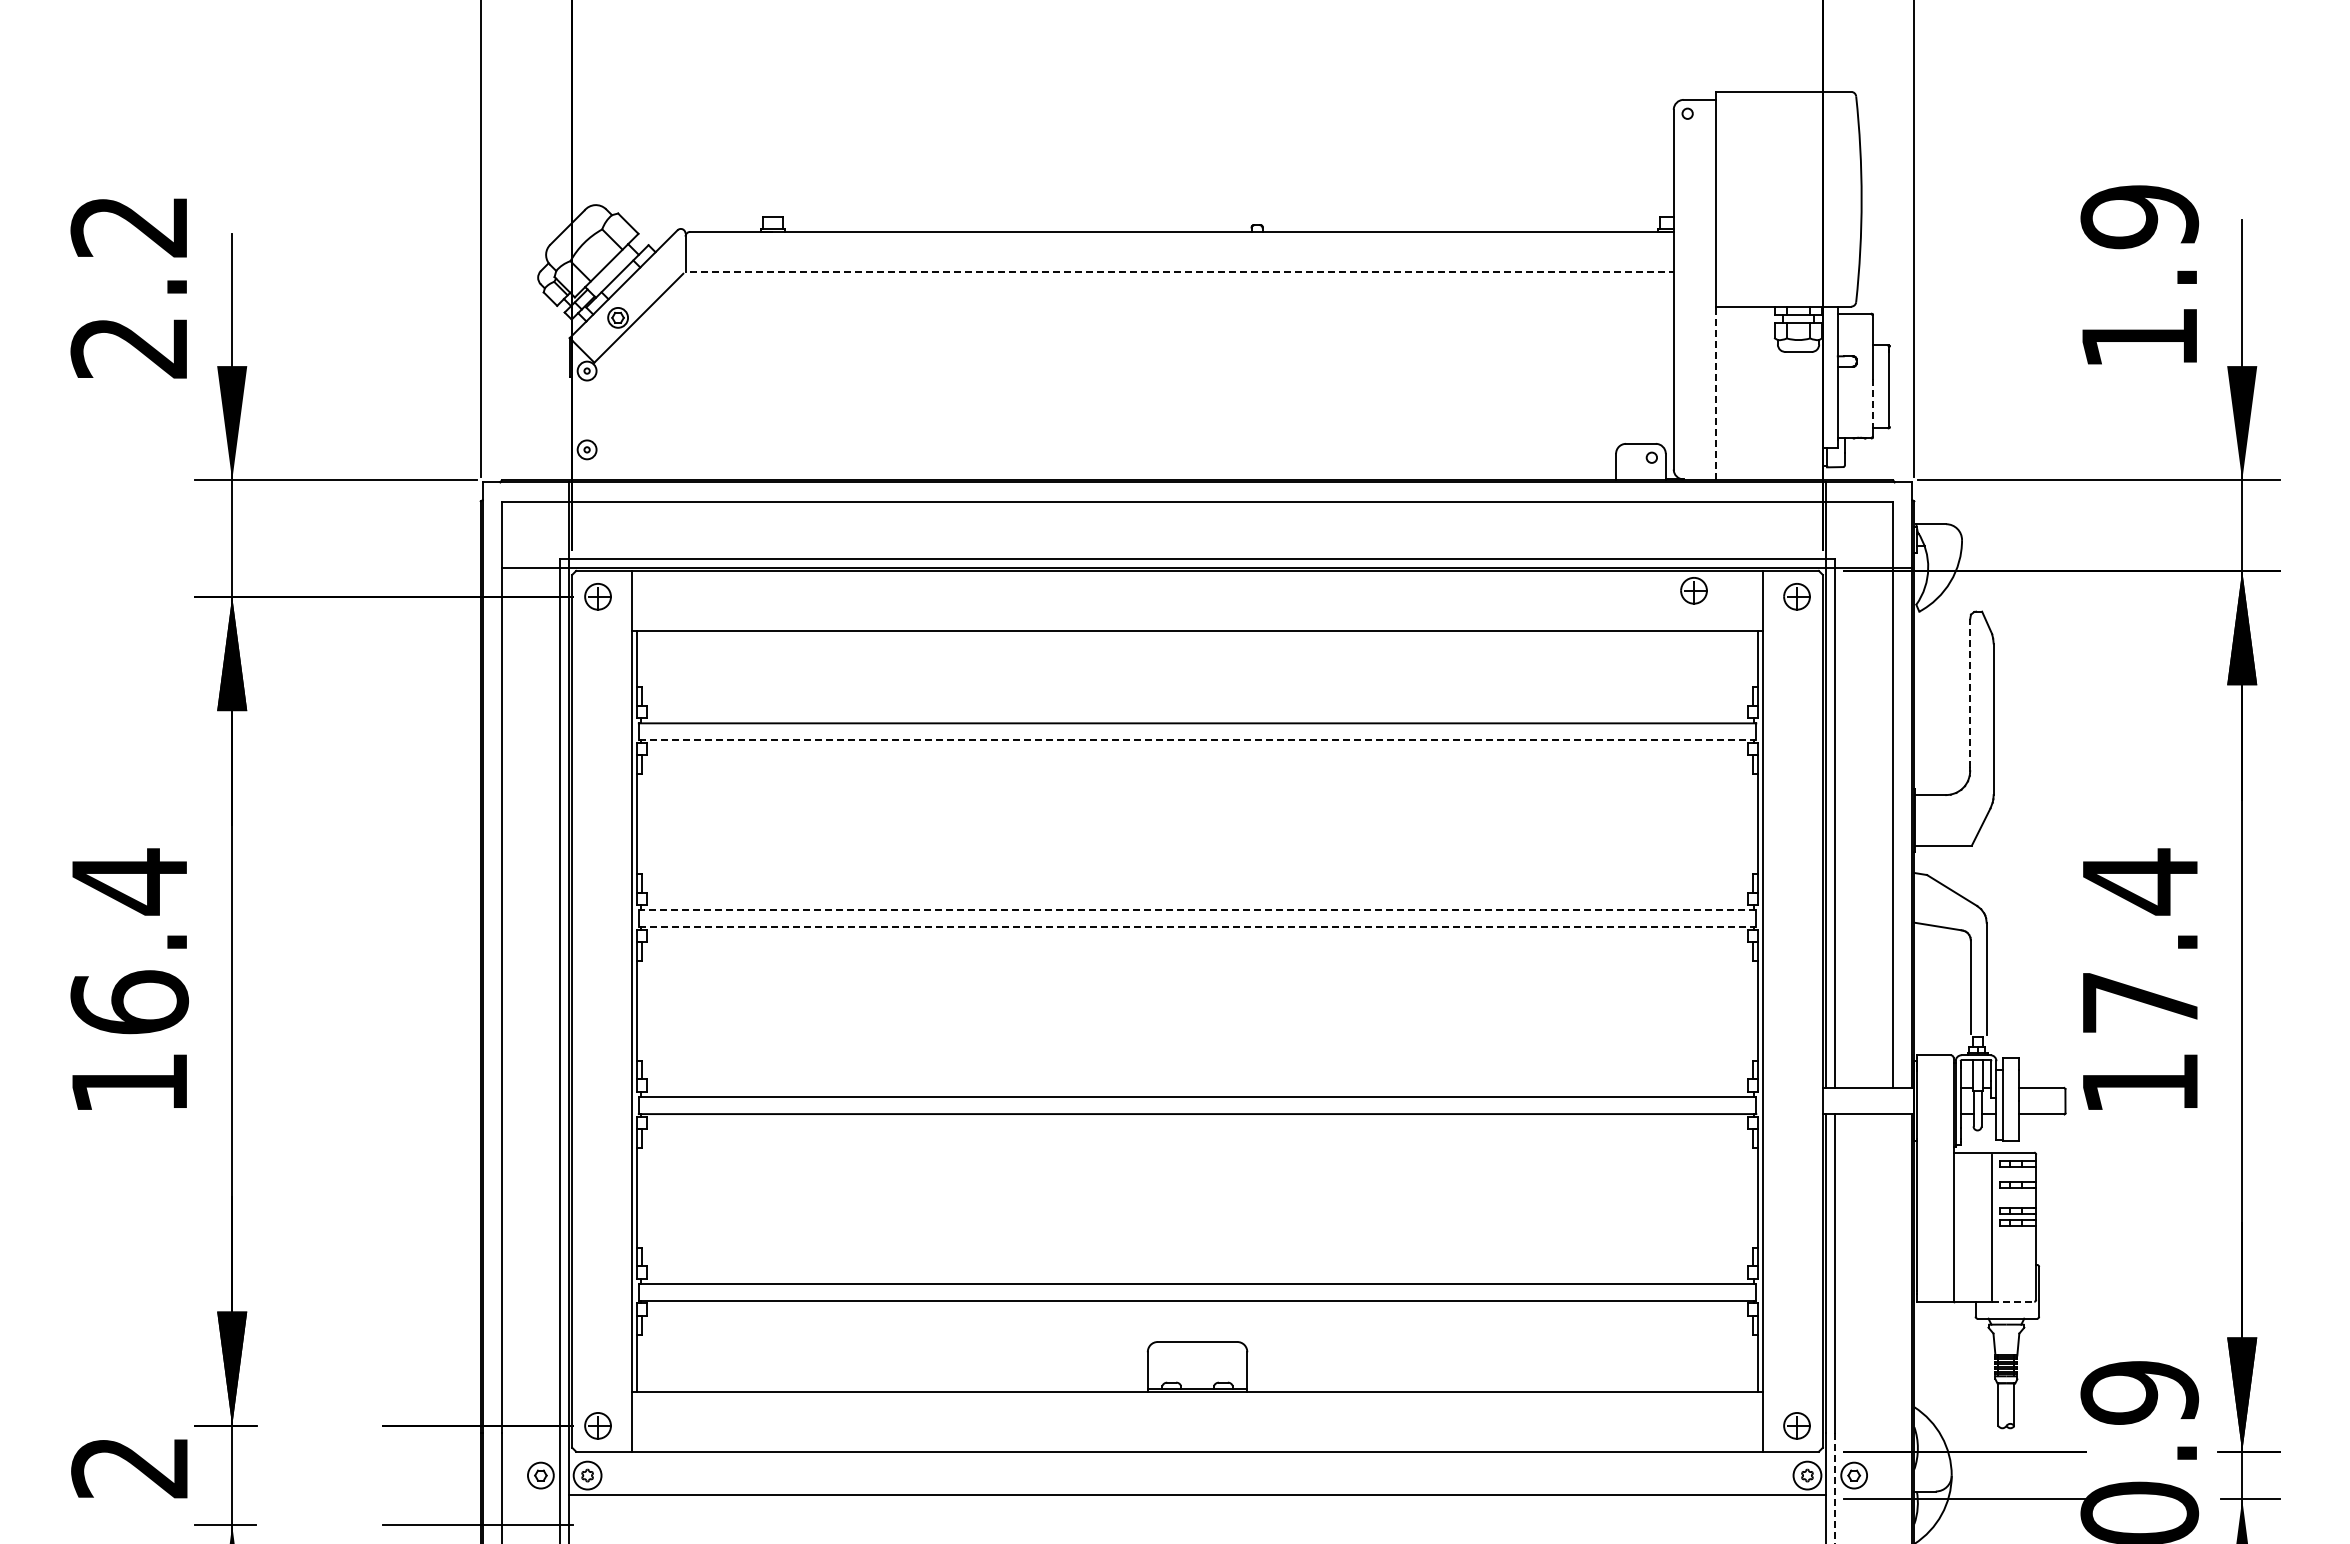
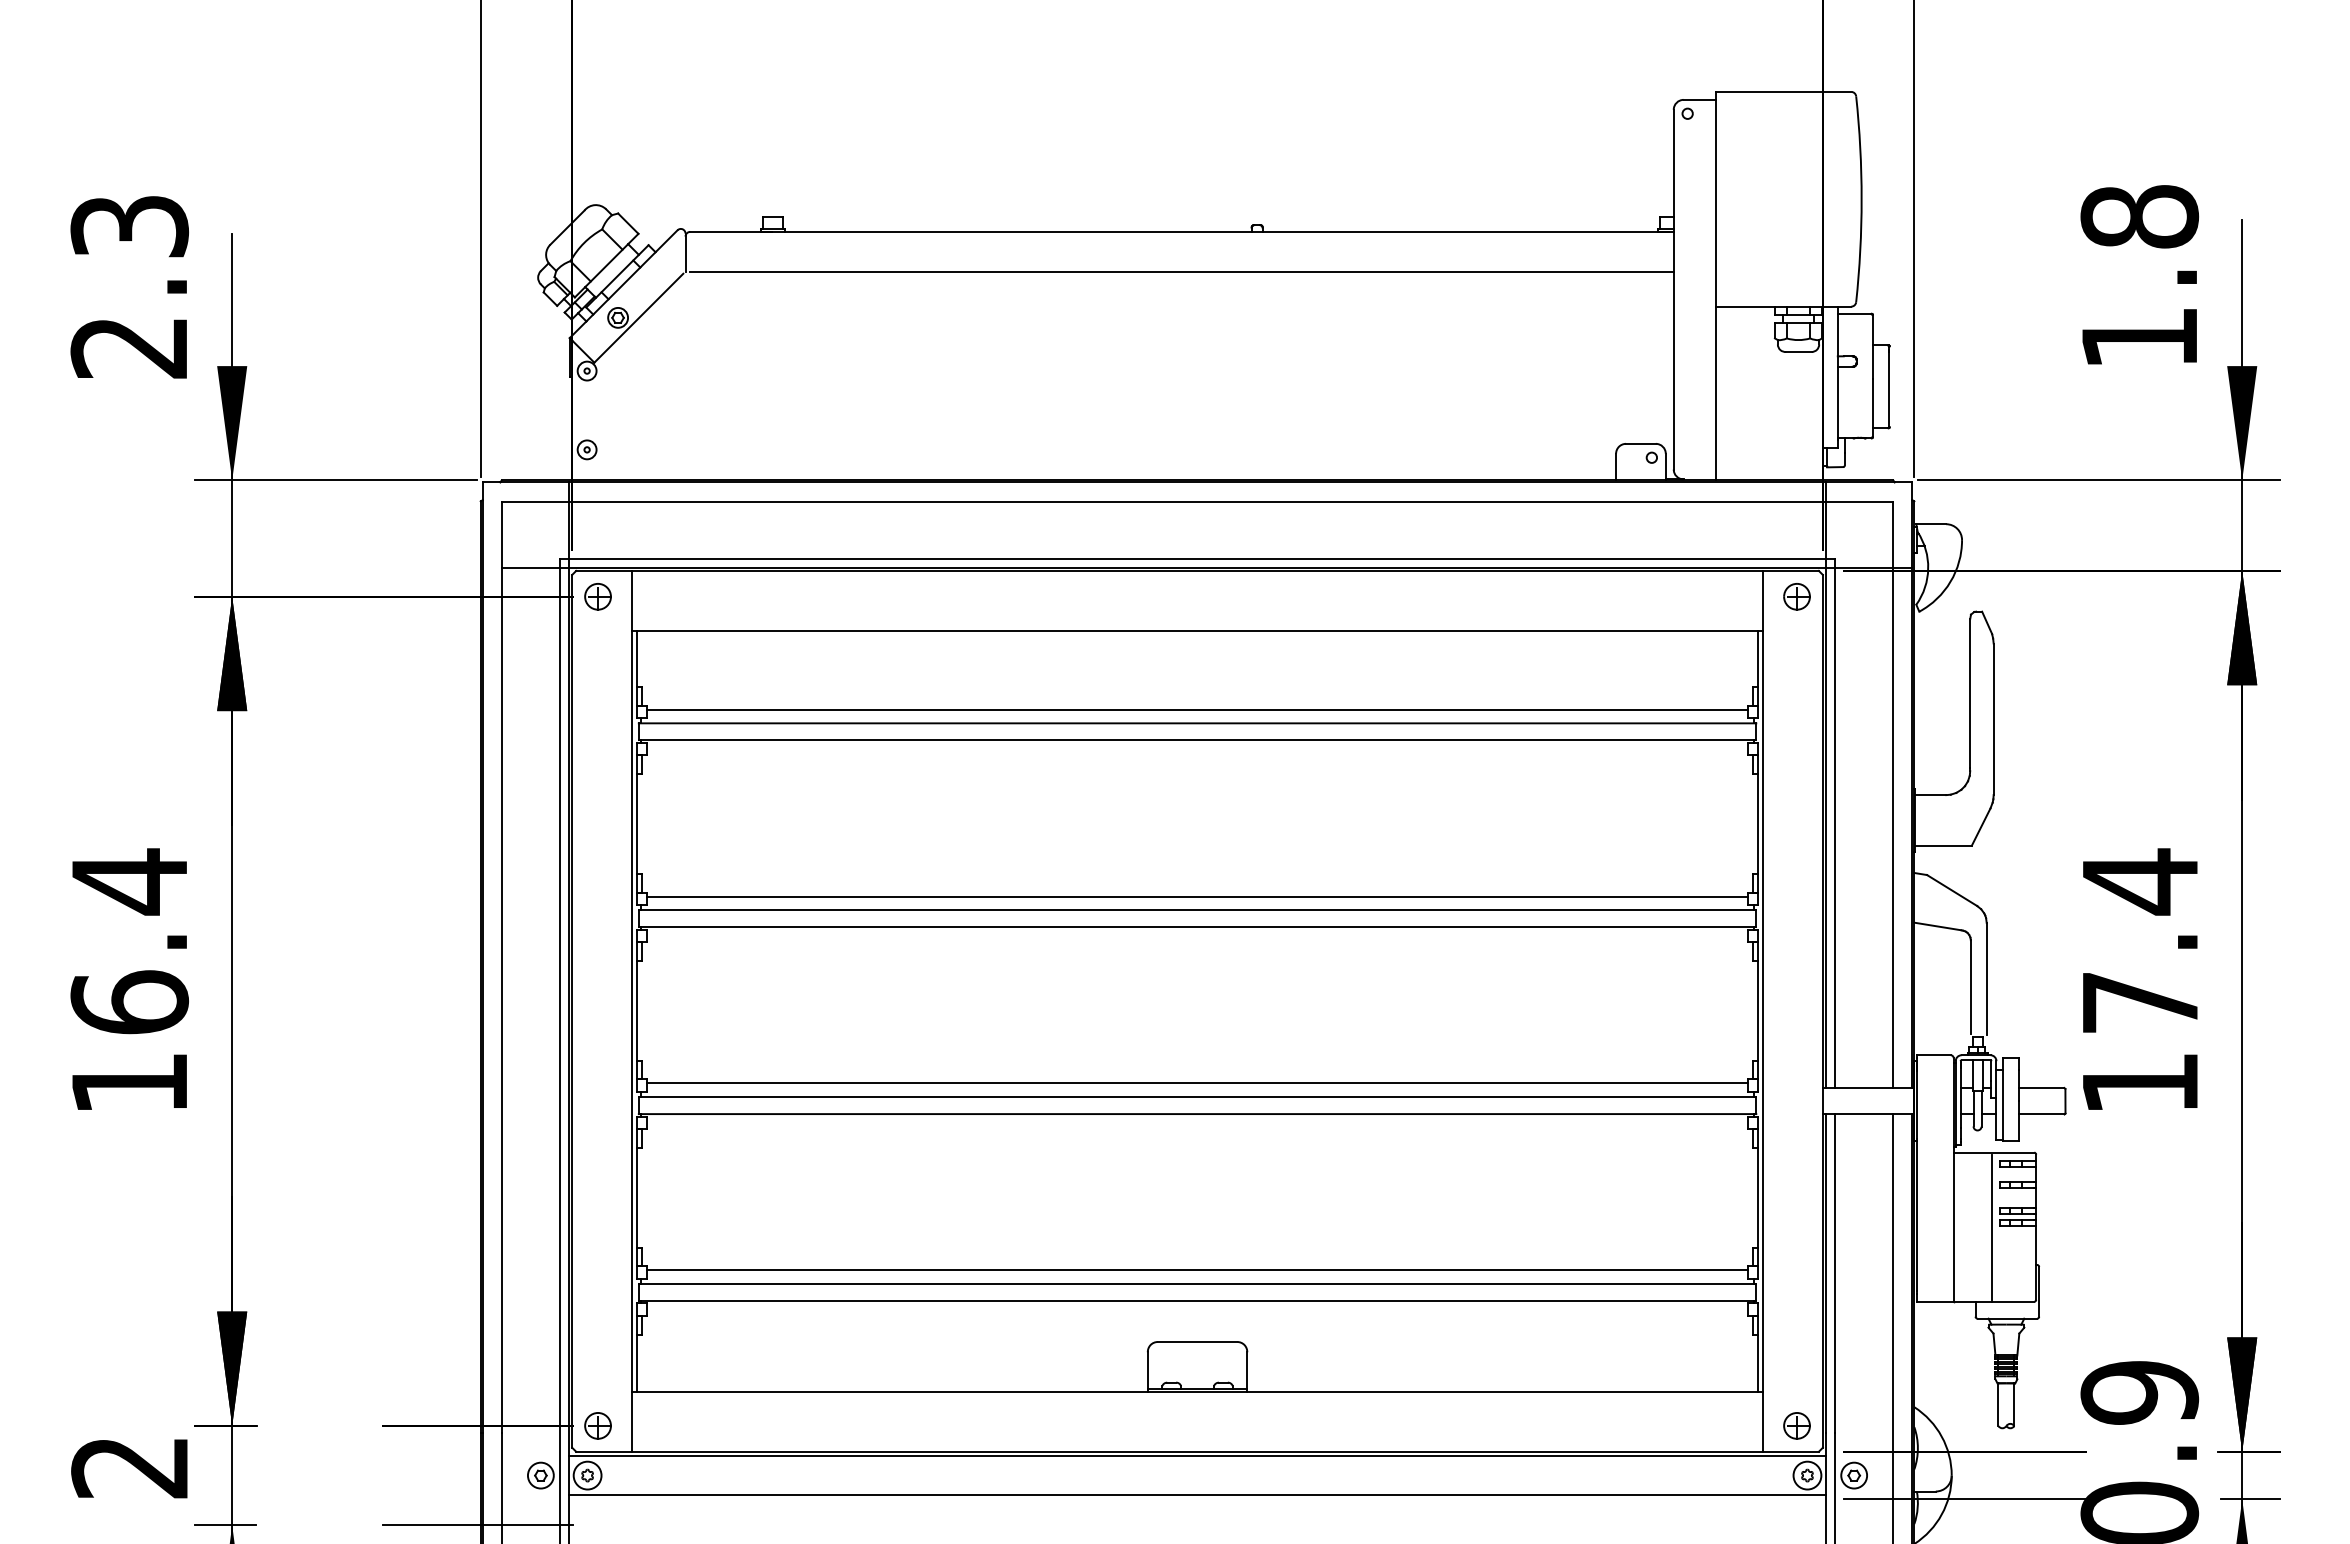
text: 1.9 -> 1.8 (2139, 217)
text: 2.2 -> 2.3 (129, 226)
line: dashed -> solid (1182, 271)
line: dashed -> solid (1715, 393)
line: dashed -> solid (1872, 404)
part: present -> none (1693, 590)
line: dashed -> solid (1970, 693)
line: none -> present (1197, 709)
line: dashed -> solid (1197, 740)
line: none -> present (1197, 896)
line: dashed -> solid (1197, 910)
line: dashed -> solid (1197, 927)
line: none -> present (1197, 1083)
line: none -> present (1197, 1270)
line: dashed -> solid (2013, 1301)
line: none -> present (1893, 1327)
line: none -> present (1197, 1455)
line: dashed -> solid (1835, 1488)
